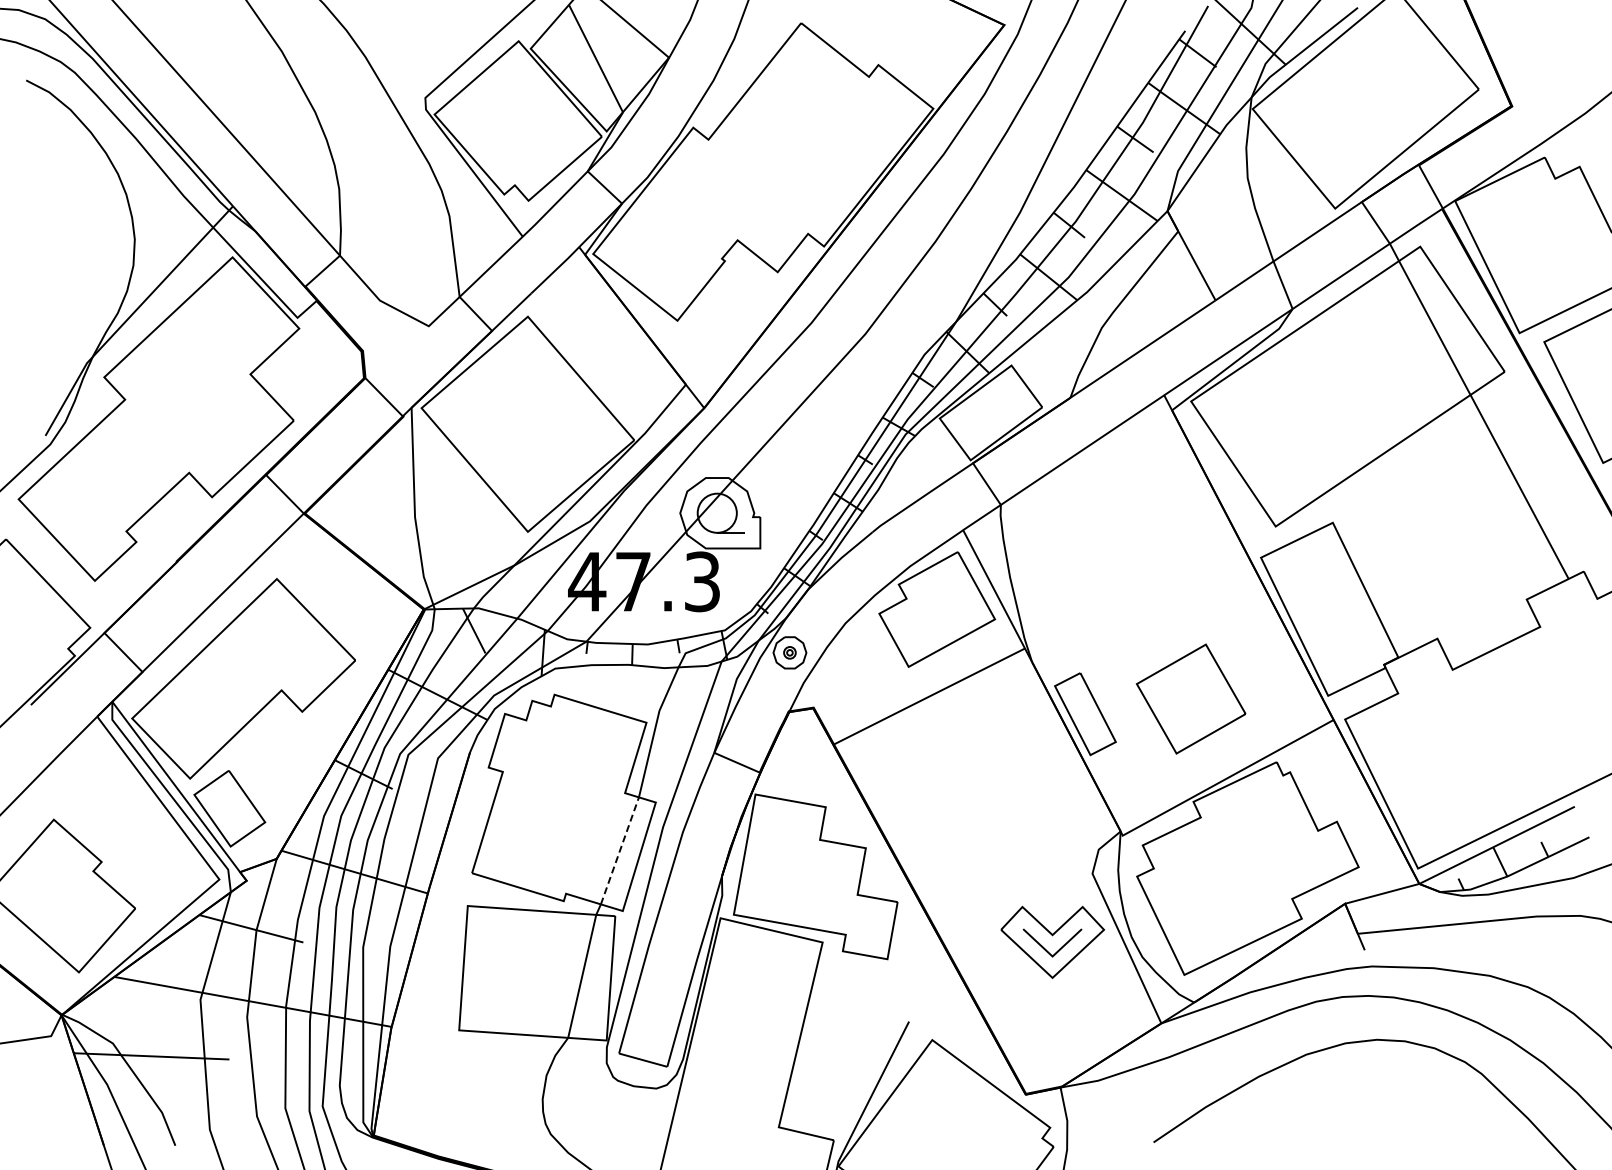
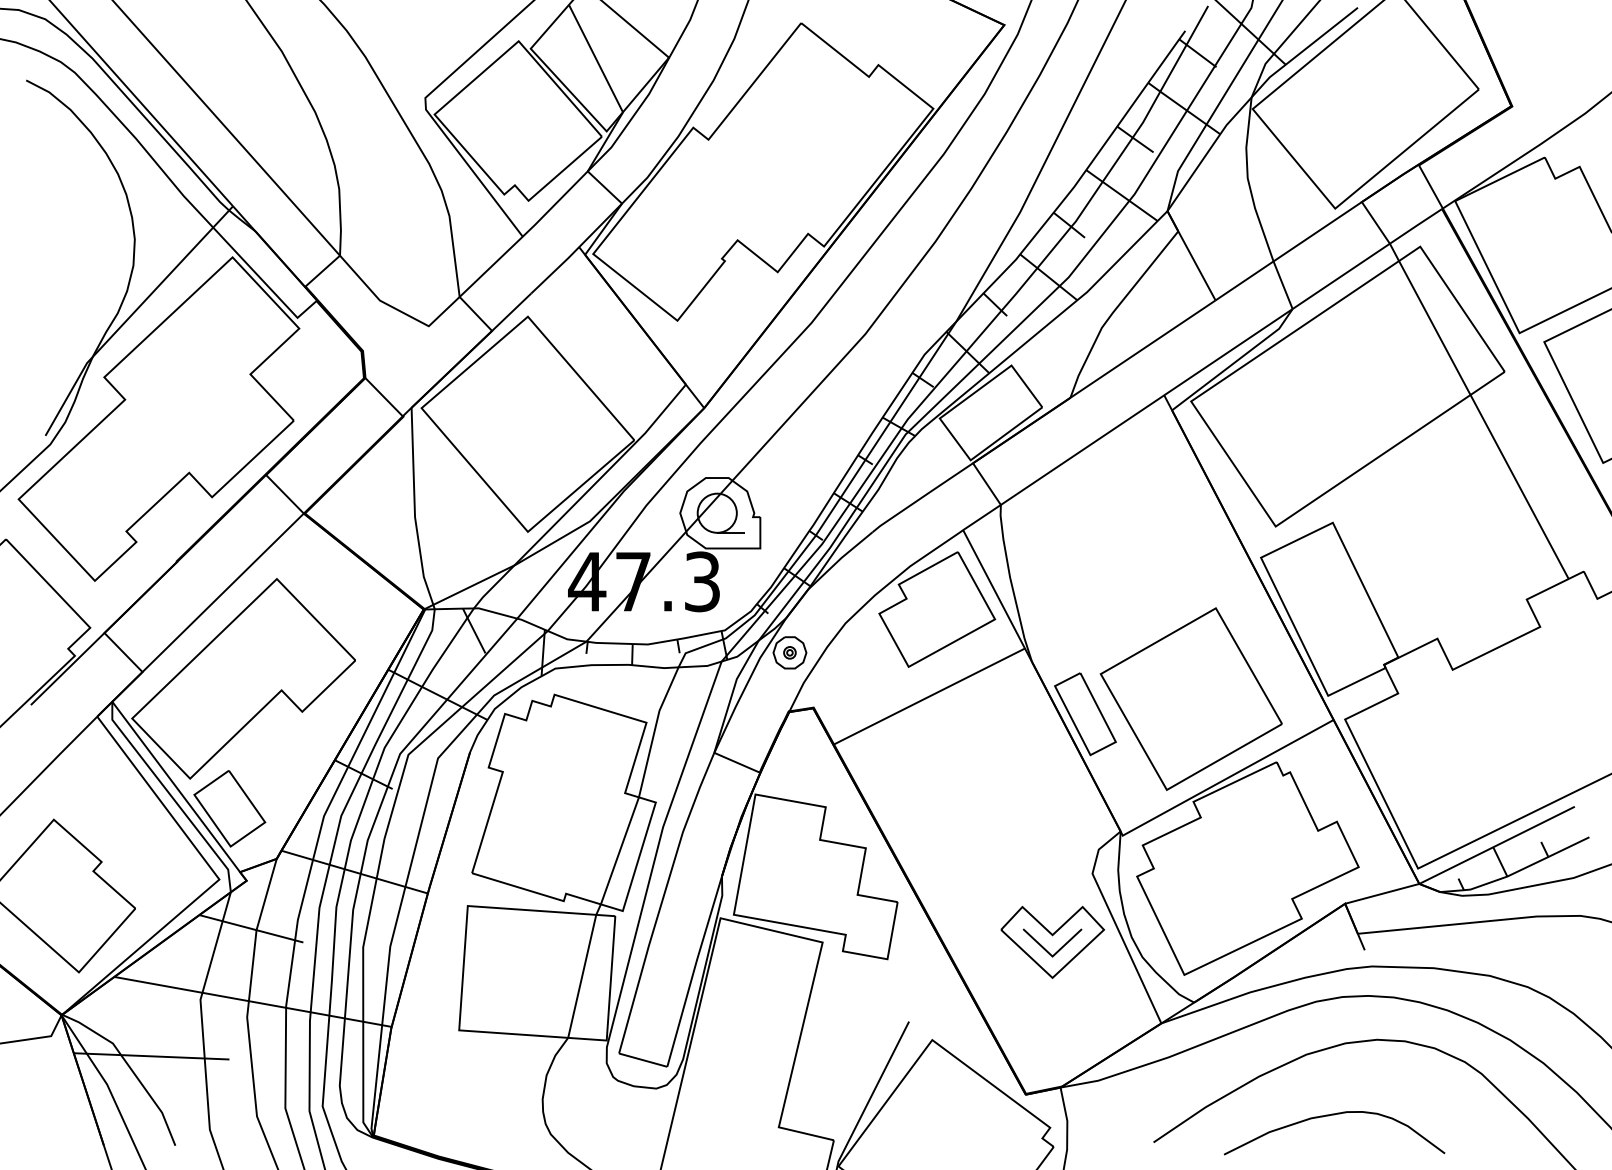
part size: 112x112 px -> 184x184 px (1190, 698)
line: dashed -> solid (619, 850)
curve: none -> present (1329, 1116)
